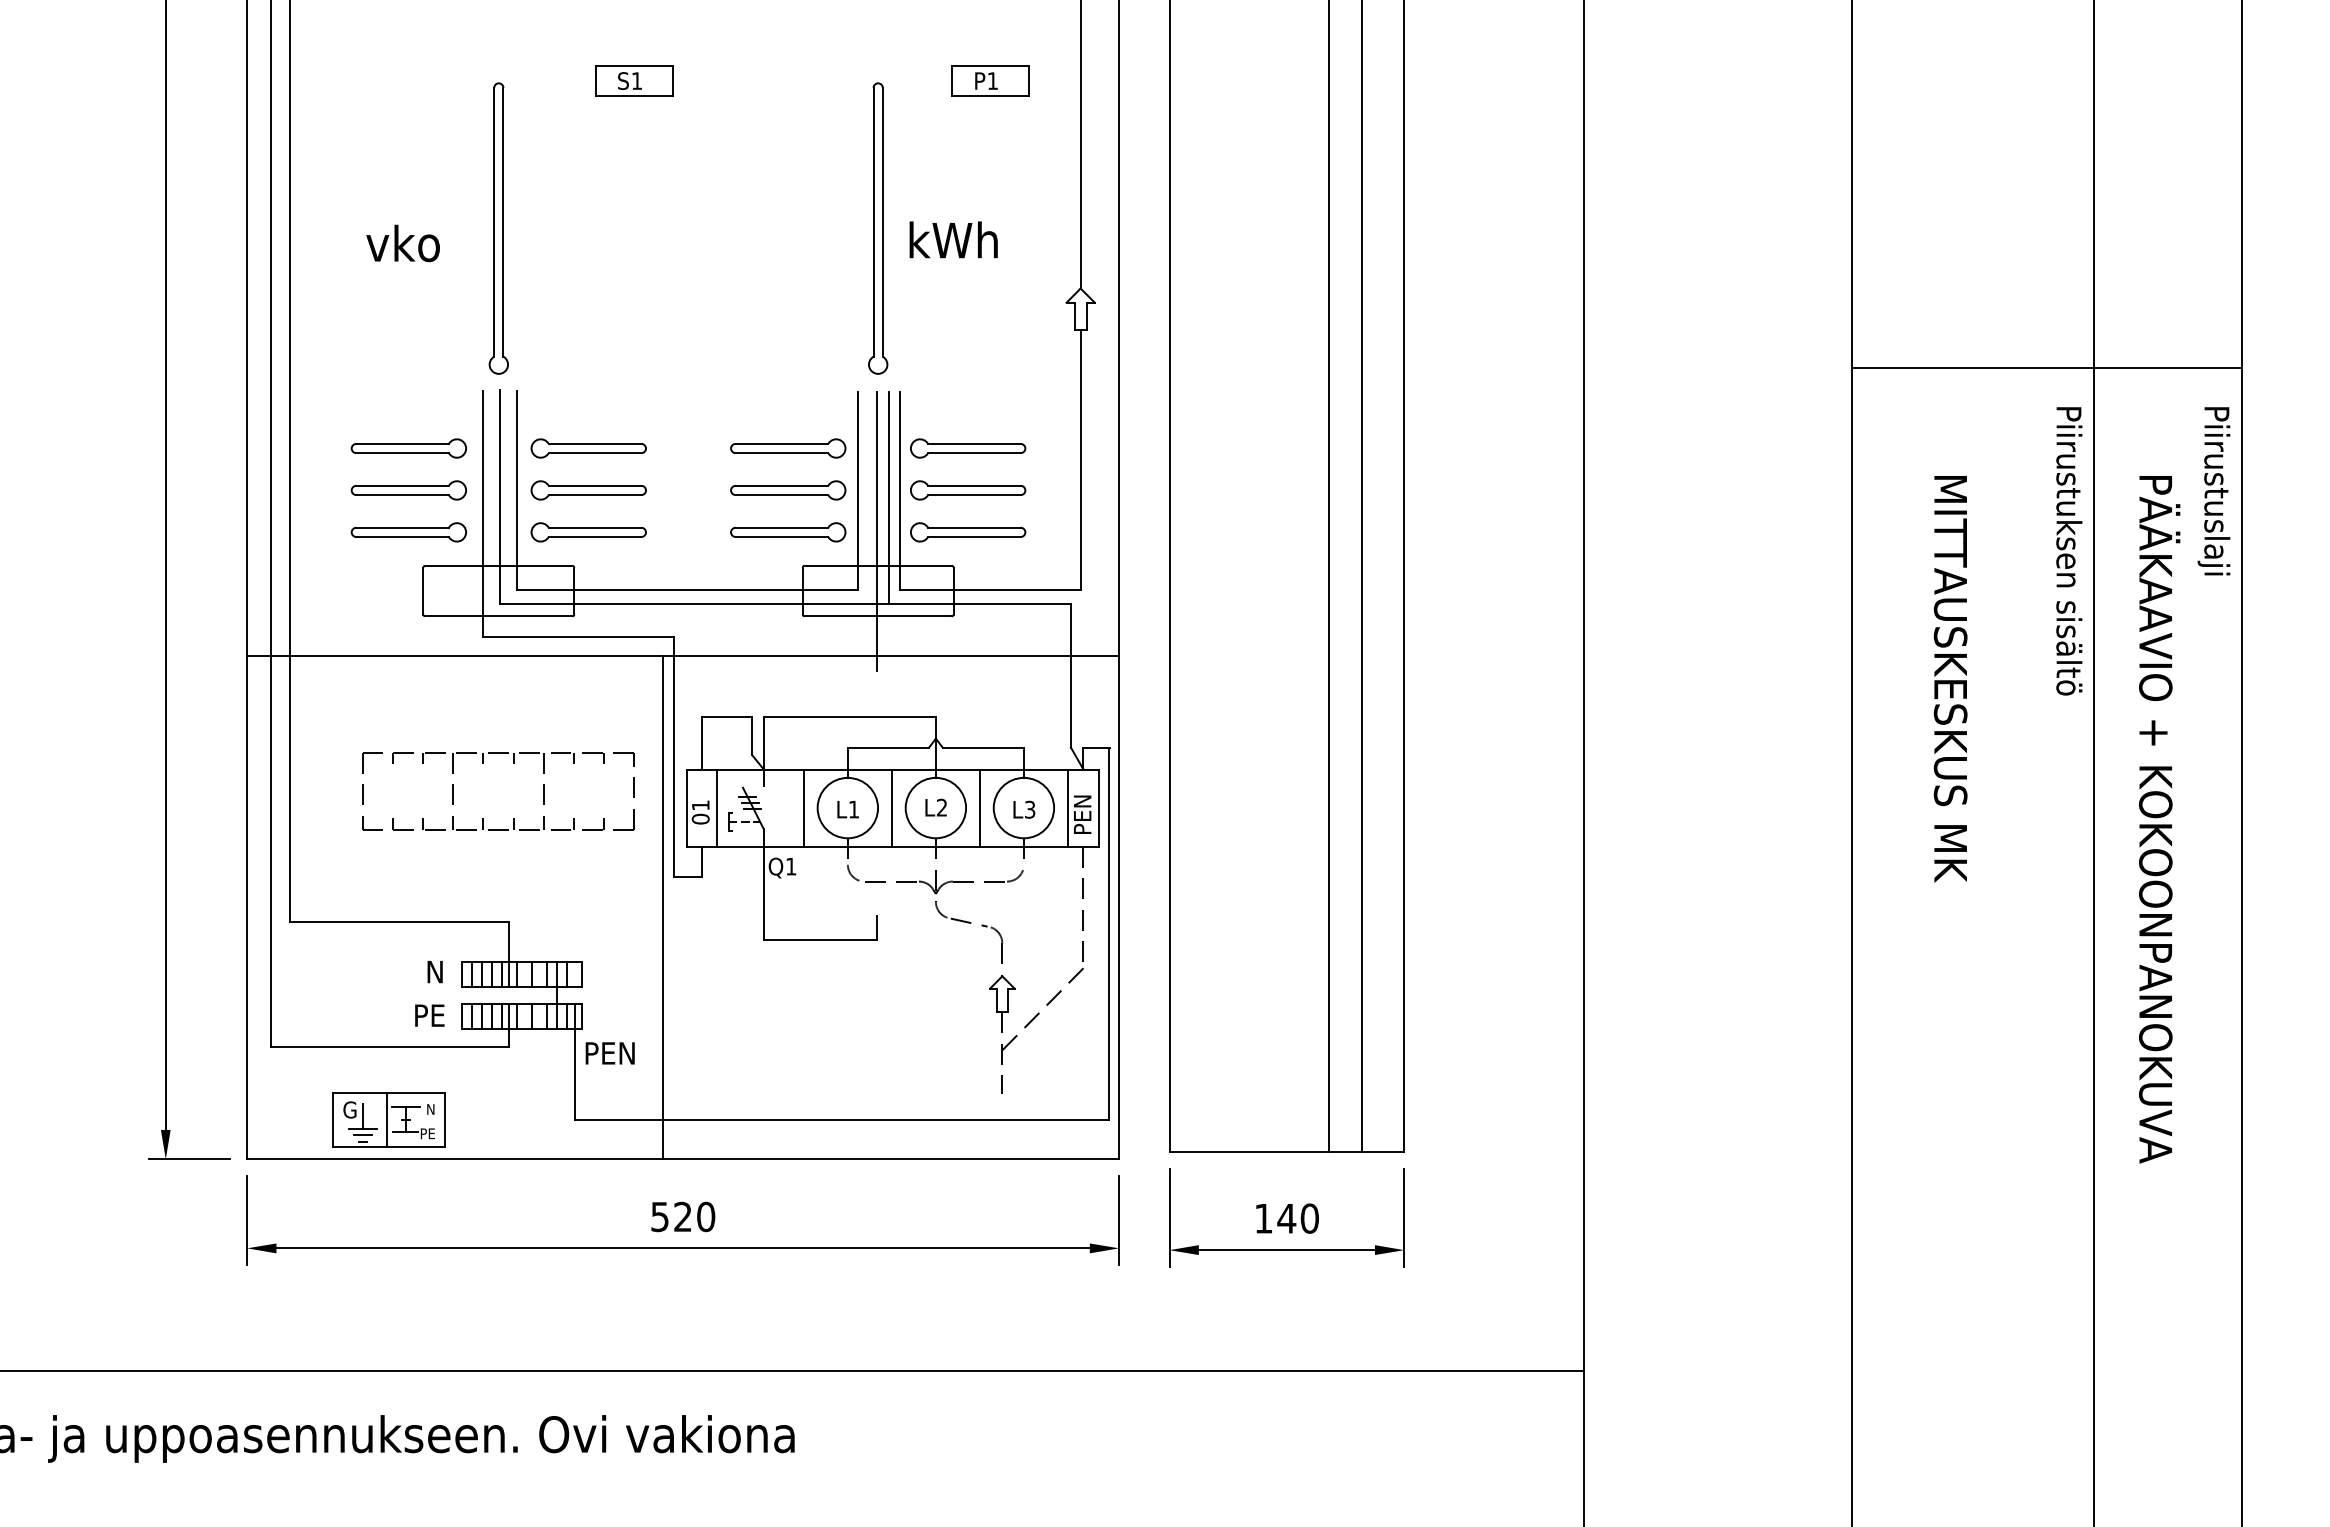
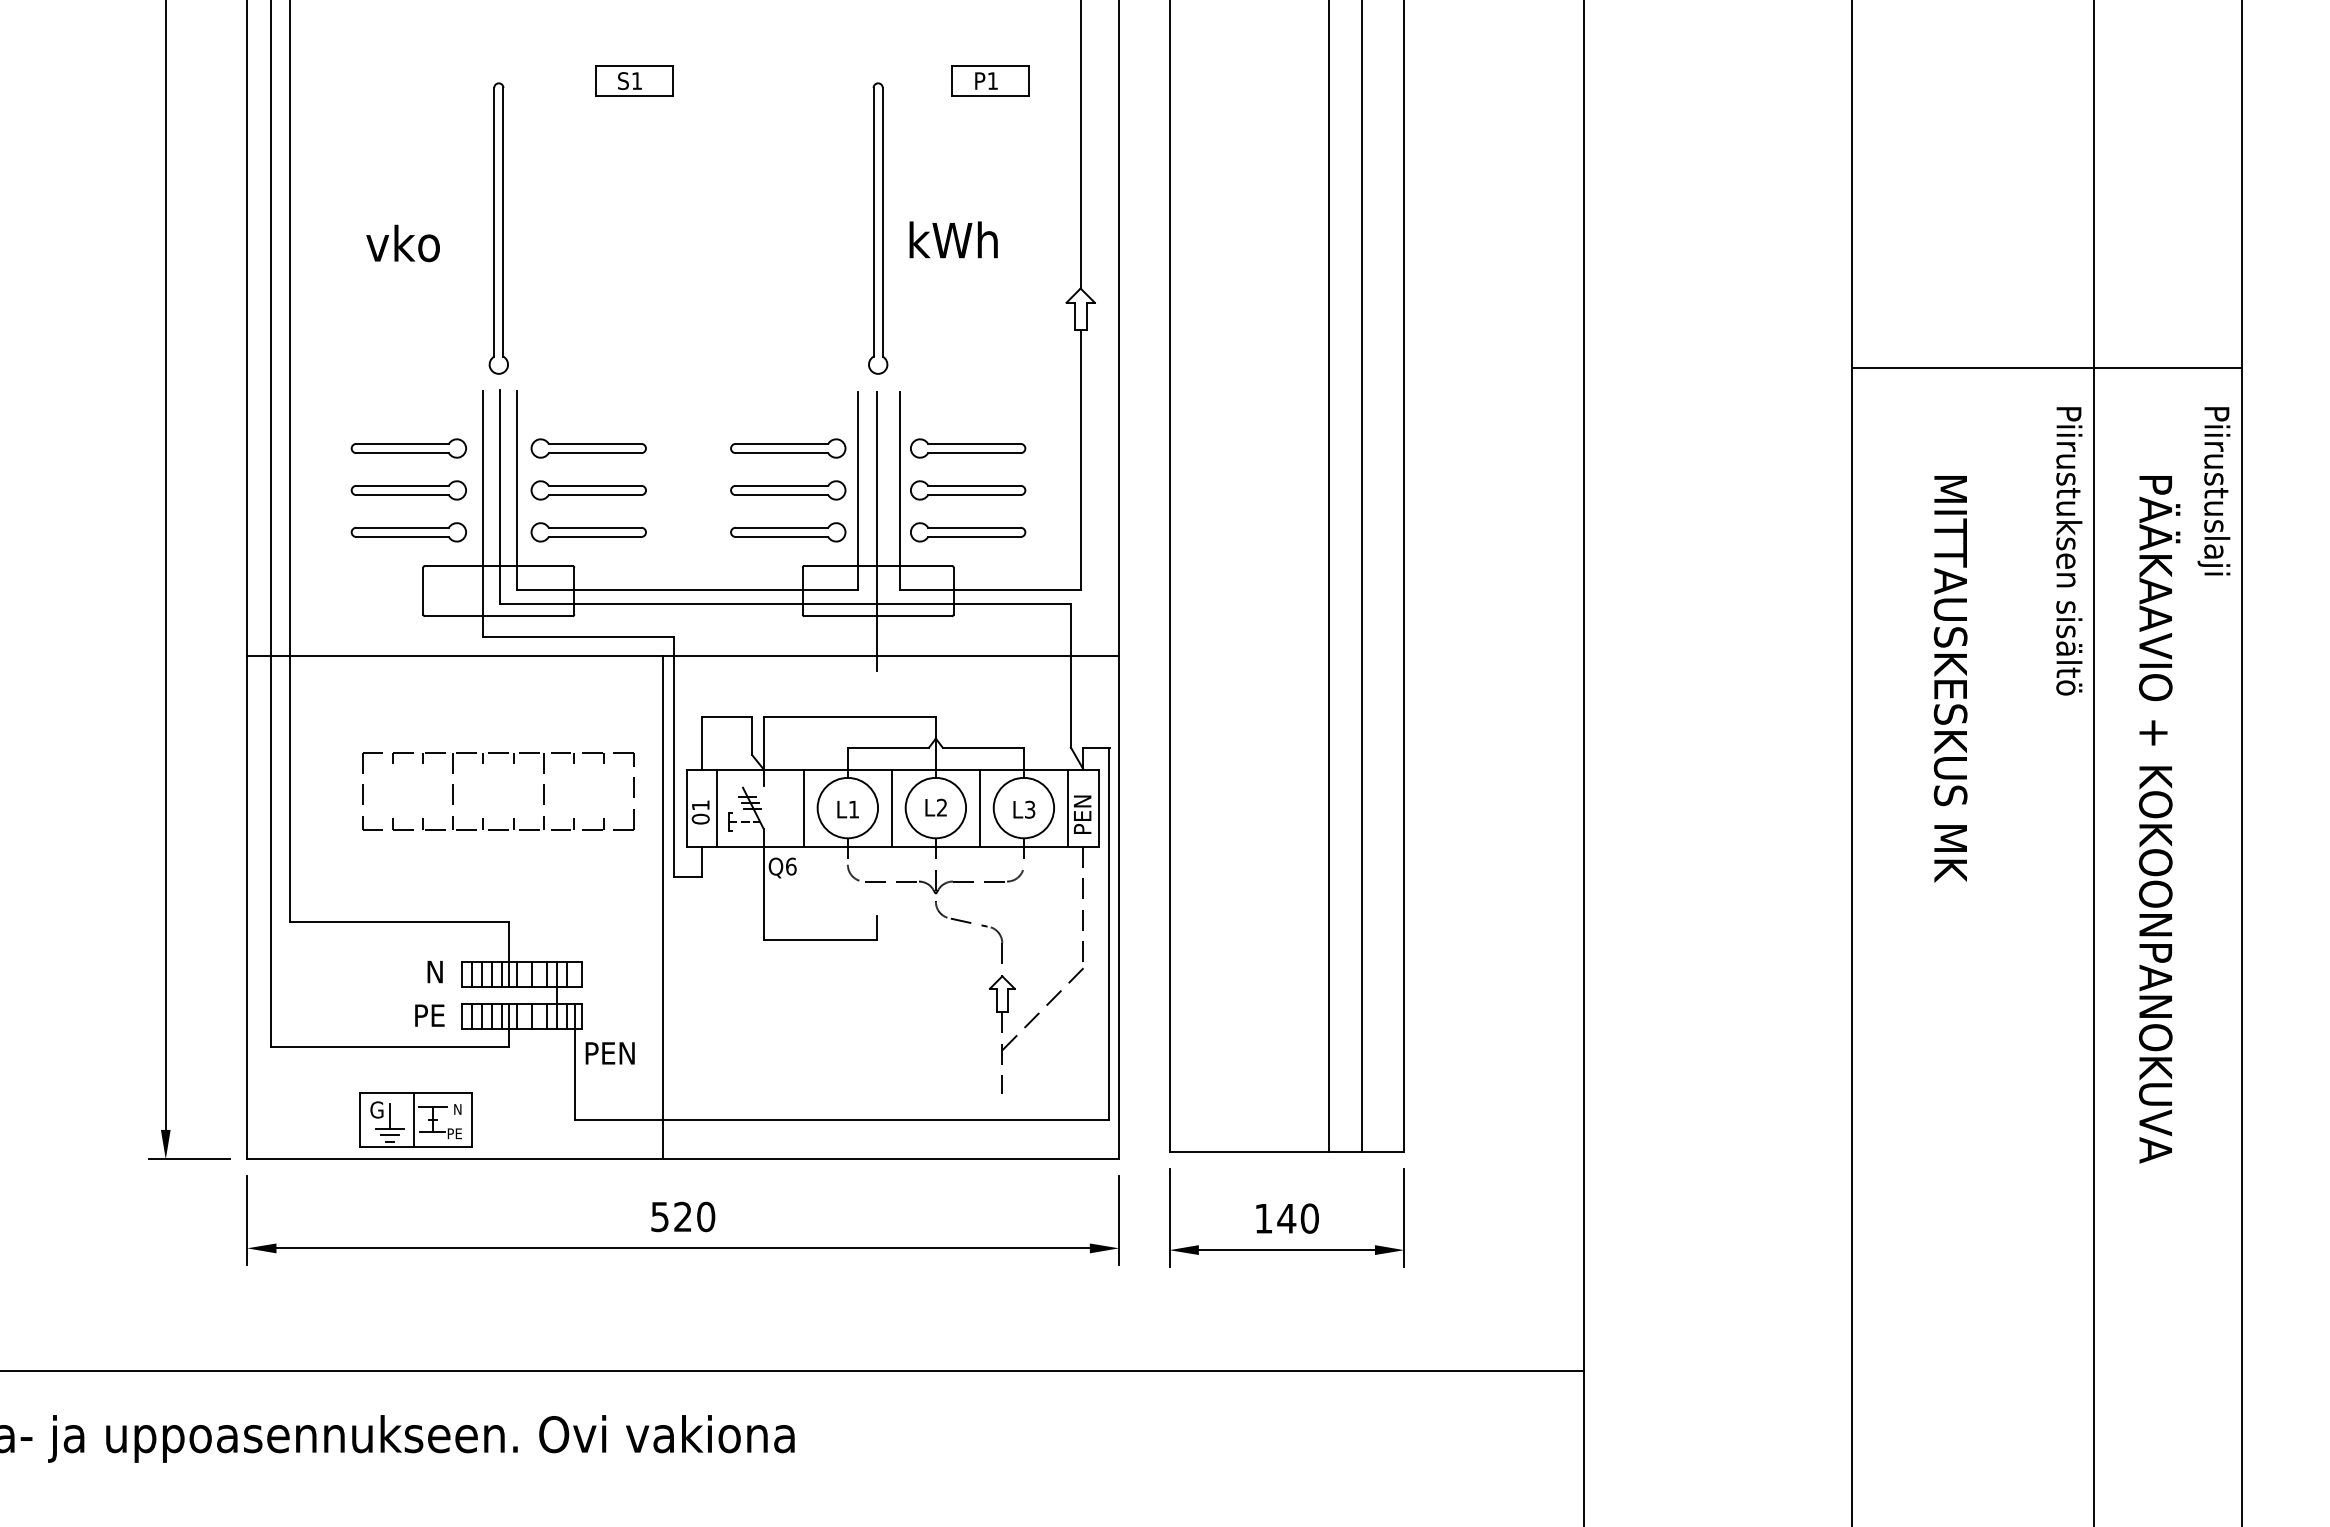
line: present -> none (888, 497)
text: Q1 -> Q6 (791, 866)
part position: (388, 1119) -> (415, 1119) (415, 1119)
